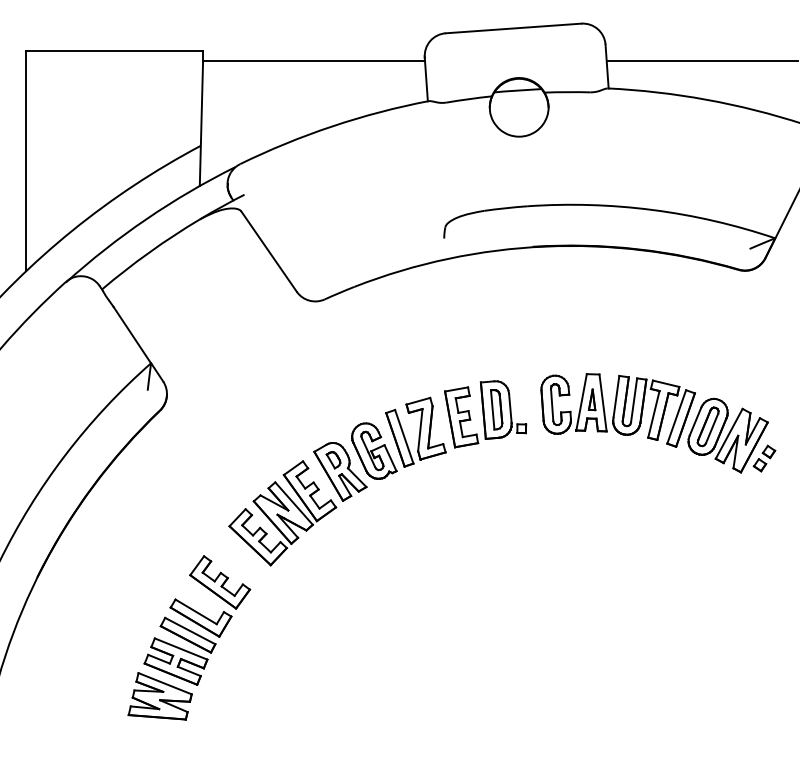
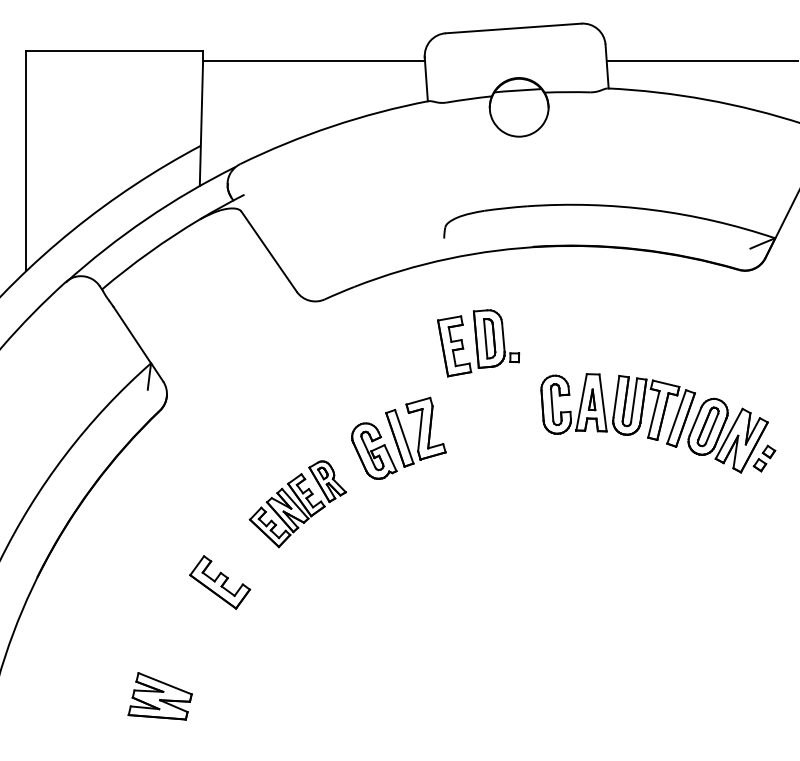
part position: (485, 414) -> (478, 343) (478, 343)
part size: 140x125 px -> 100x89 px (297, 504)
part: present -> none (187, 641)
